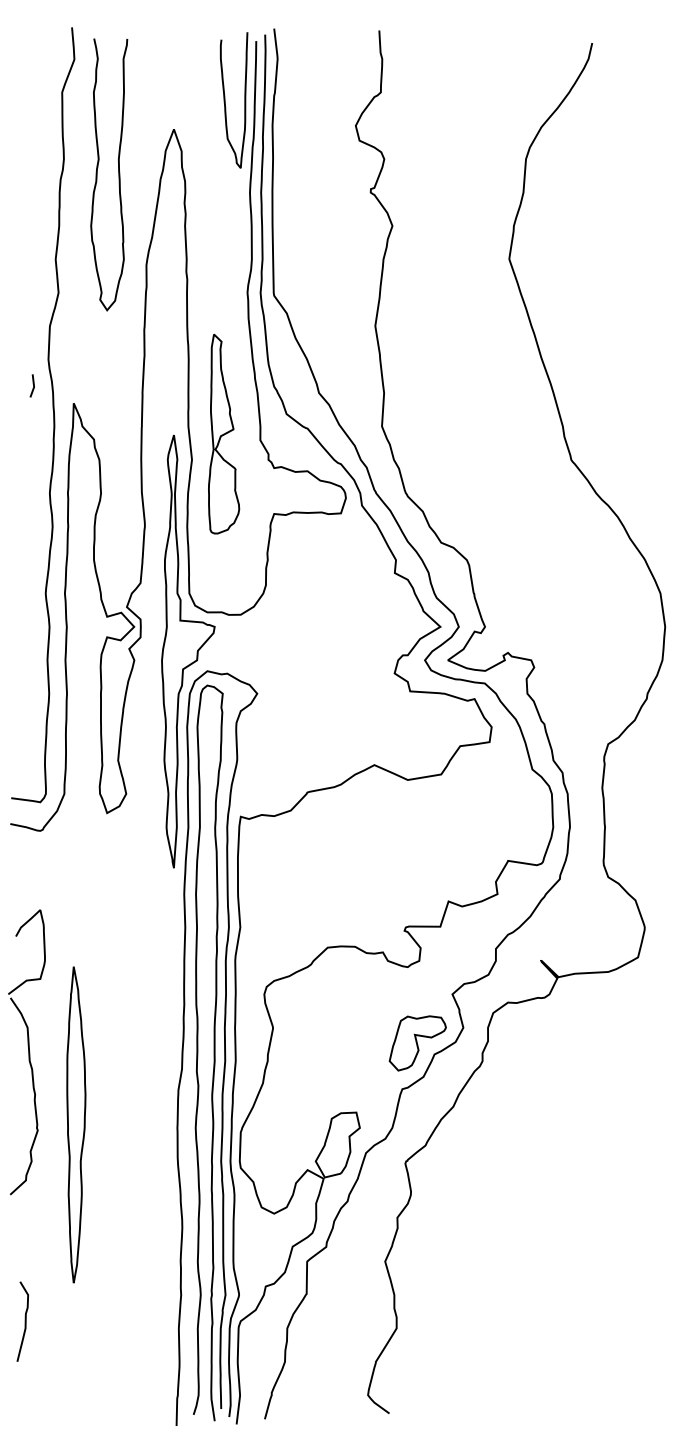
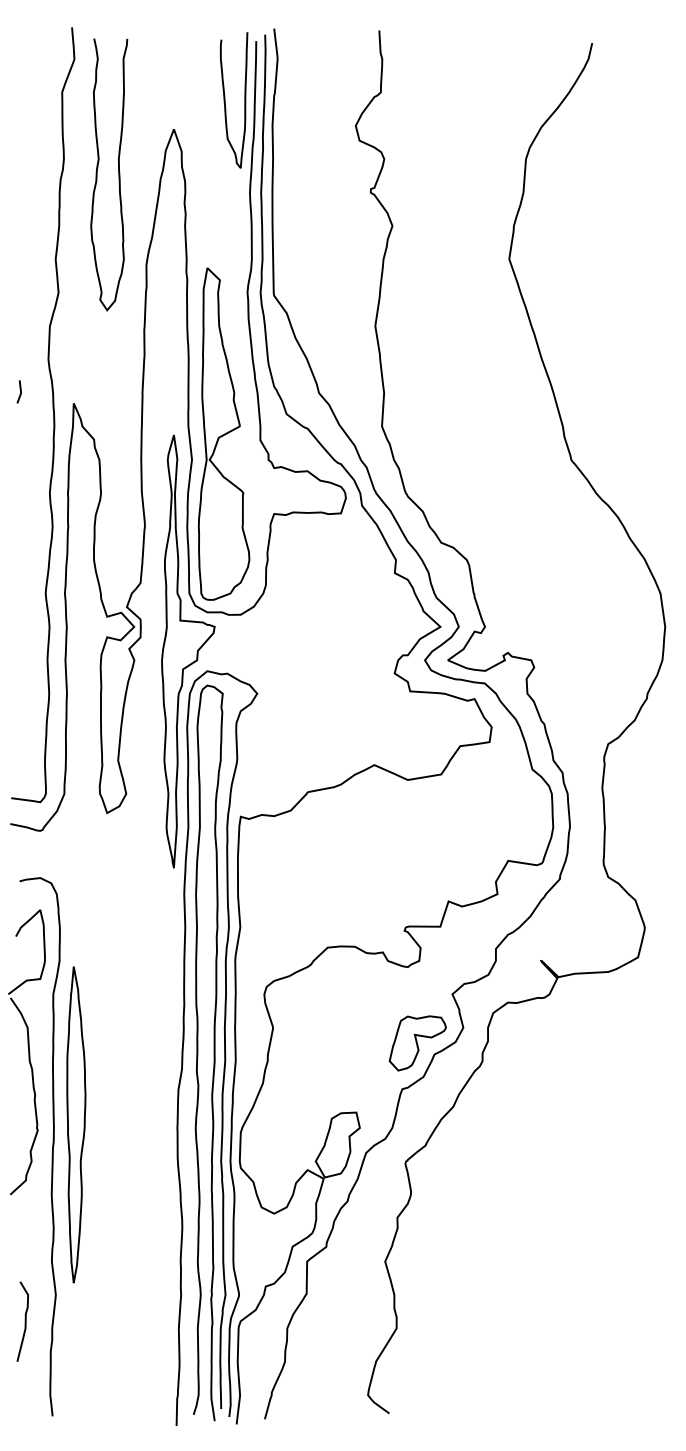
line position: (33, 385) -> (20, 391) (20, 391)
part size: 33x202 px -> 54x334 px (223, 433)
curve: none -> present (52, 1146)
